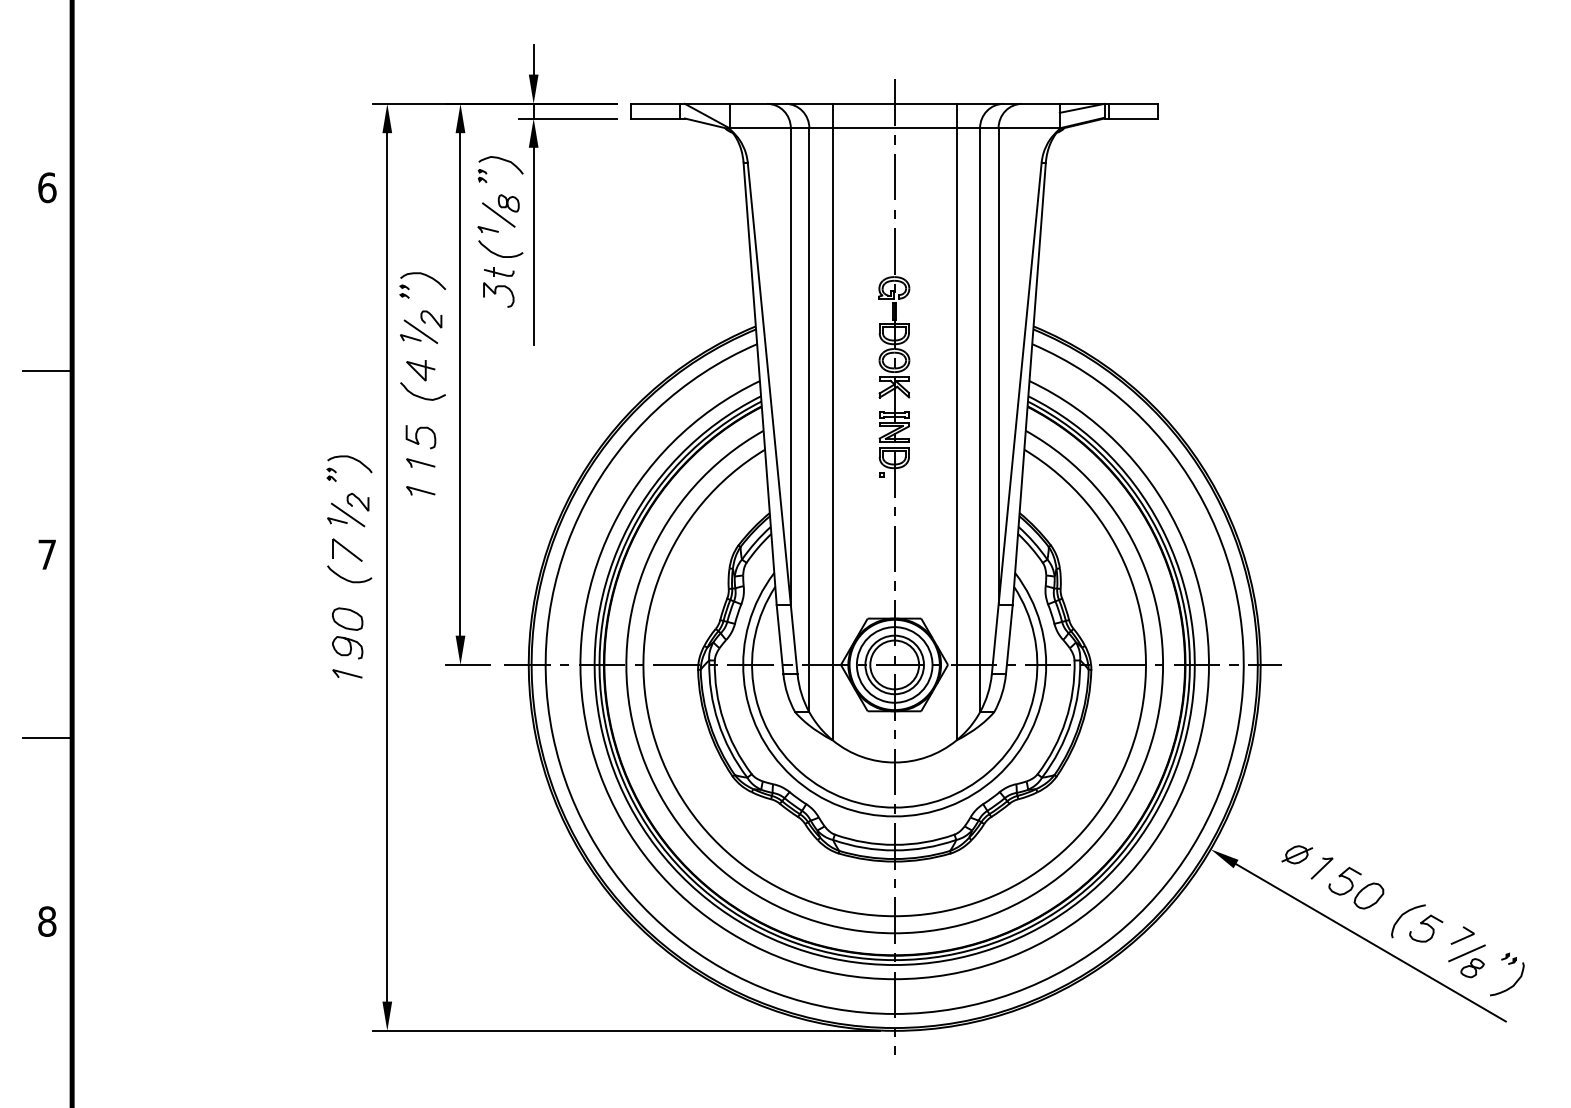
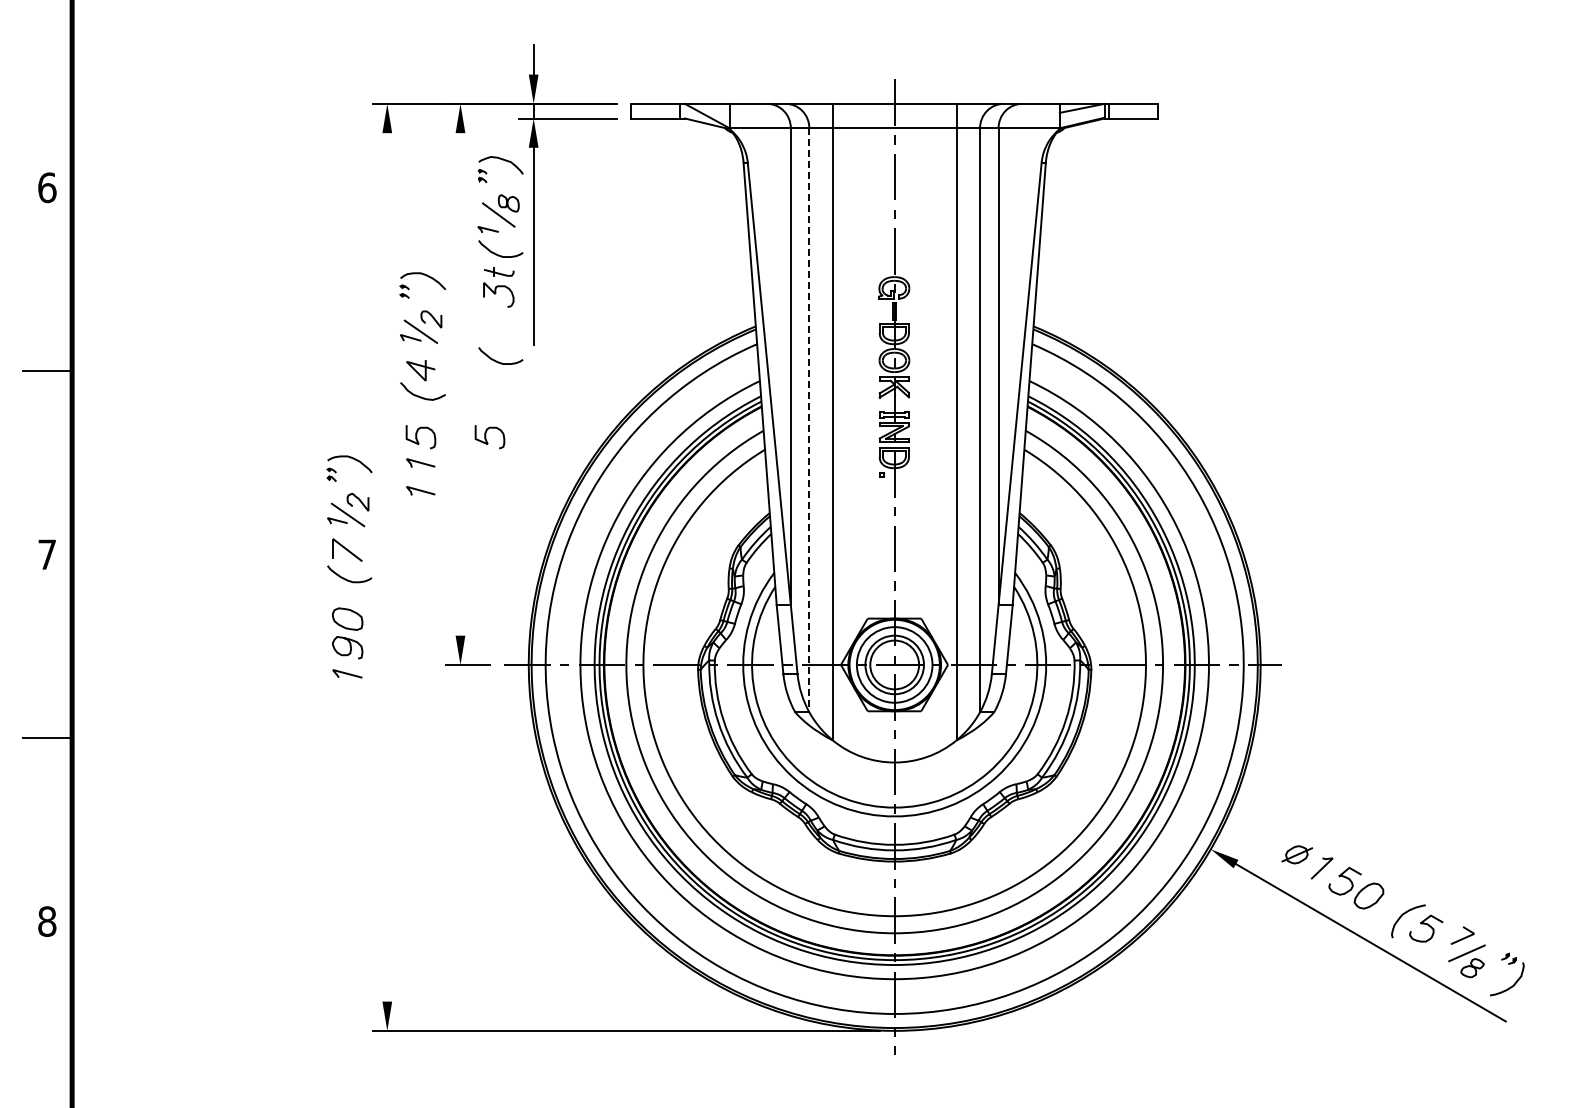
curve: none -> present (499, 361)
line: present -> none (460, 384)
line: solid -> dashed (809, 420)
curve: none -> present (486, 437)
line: present -> none (387, 567)
